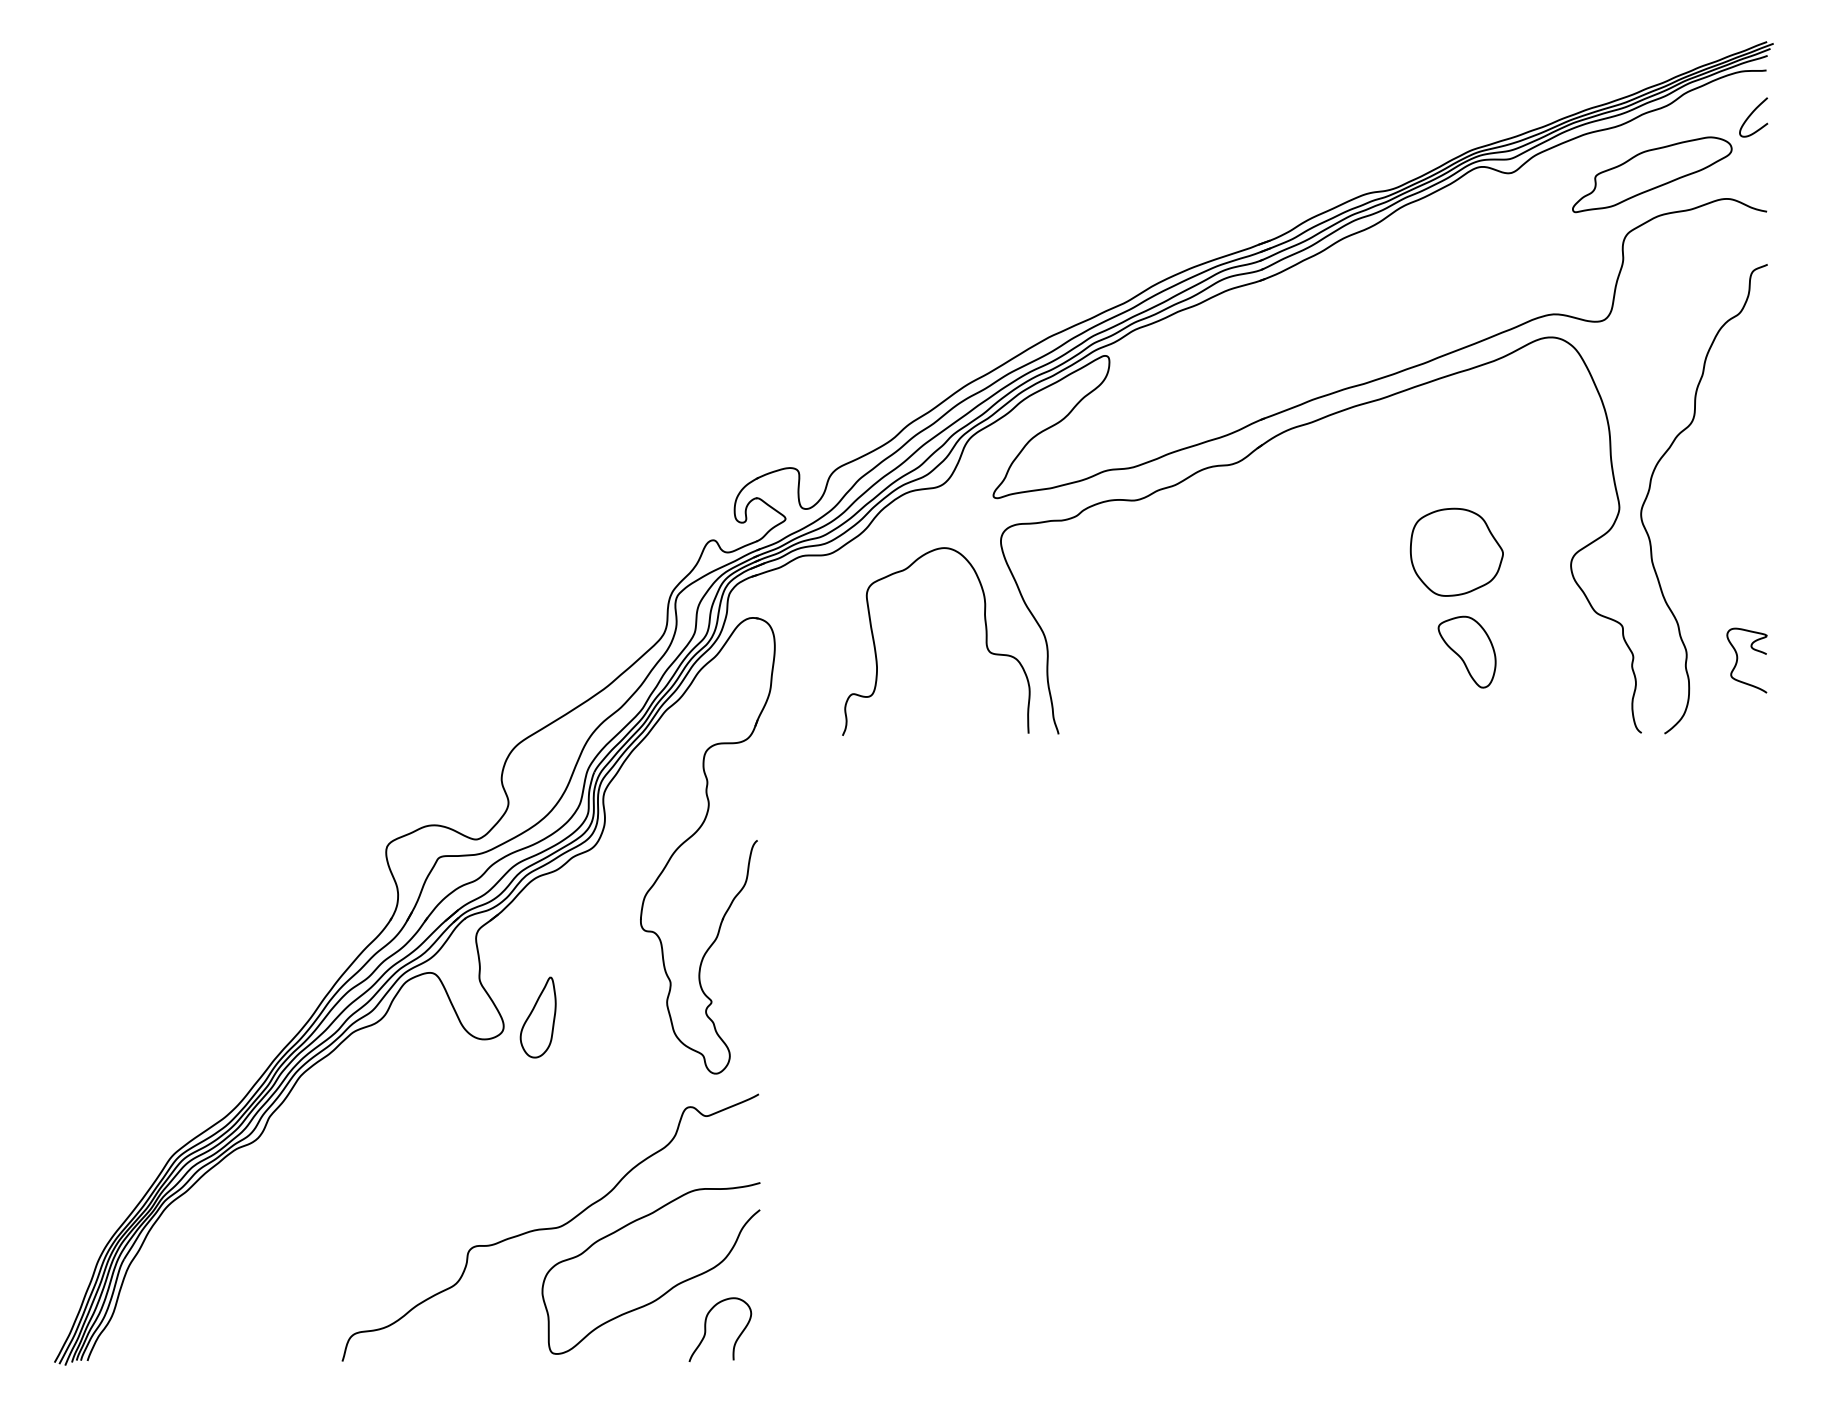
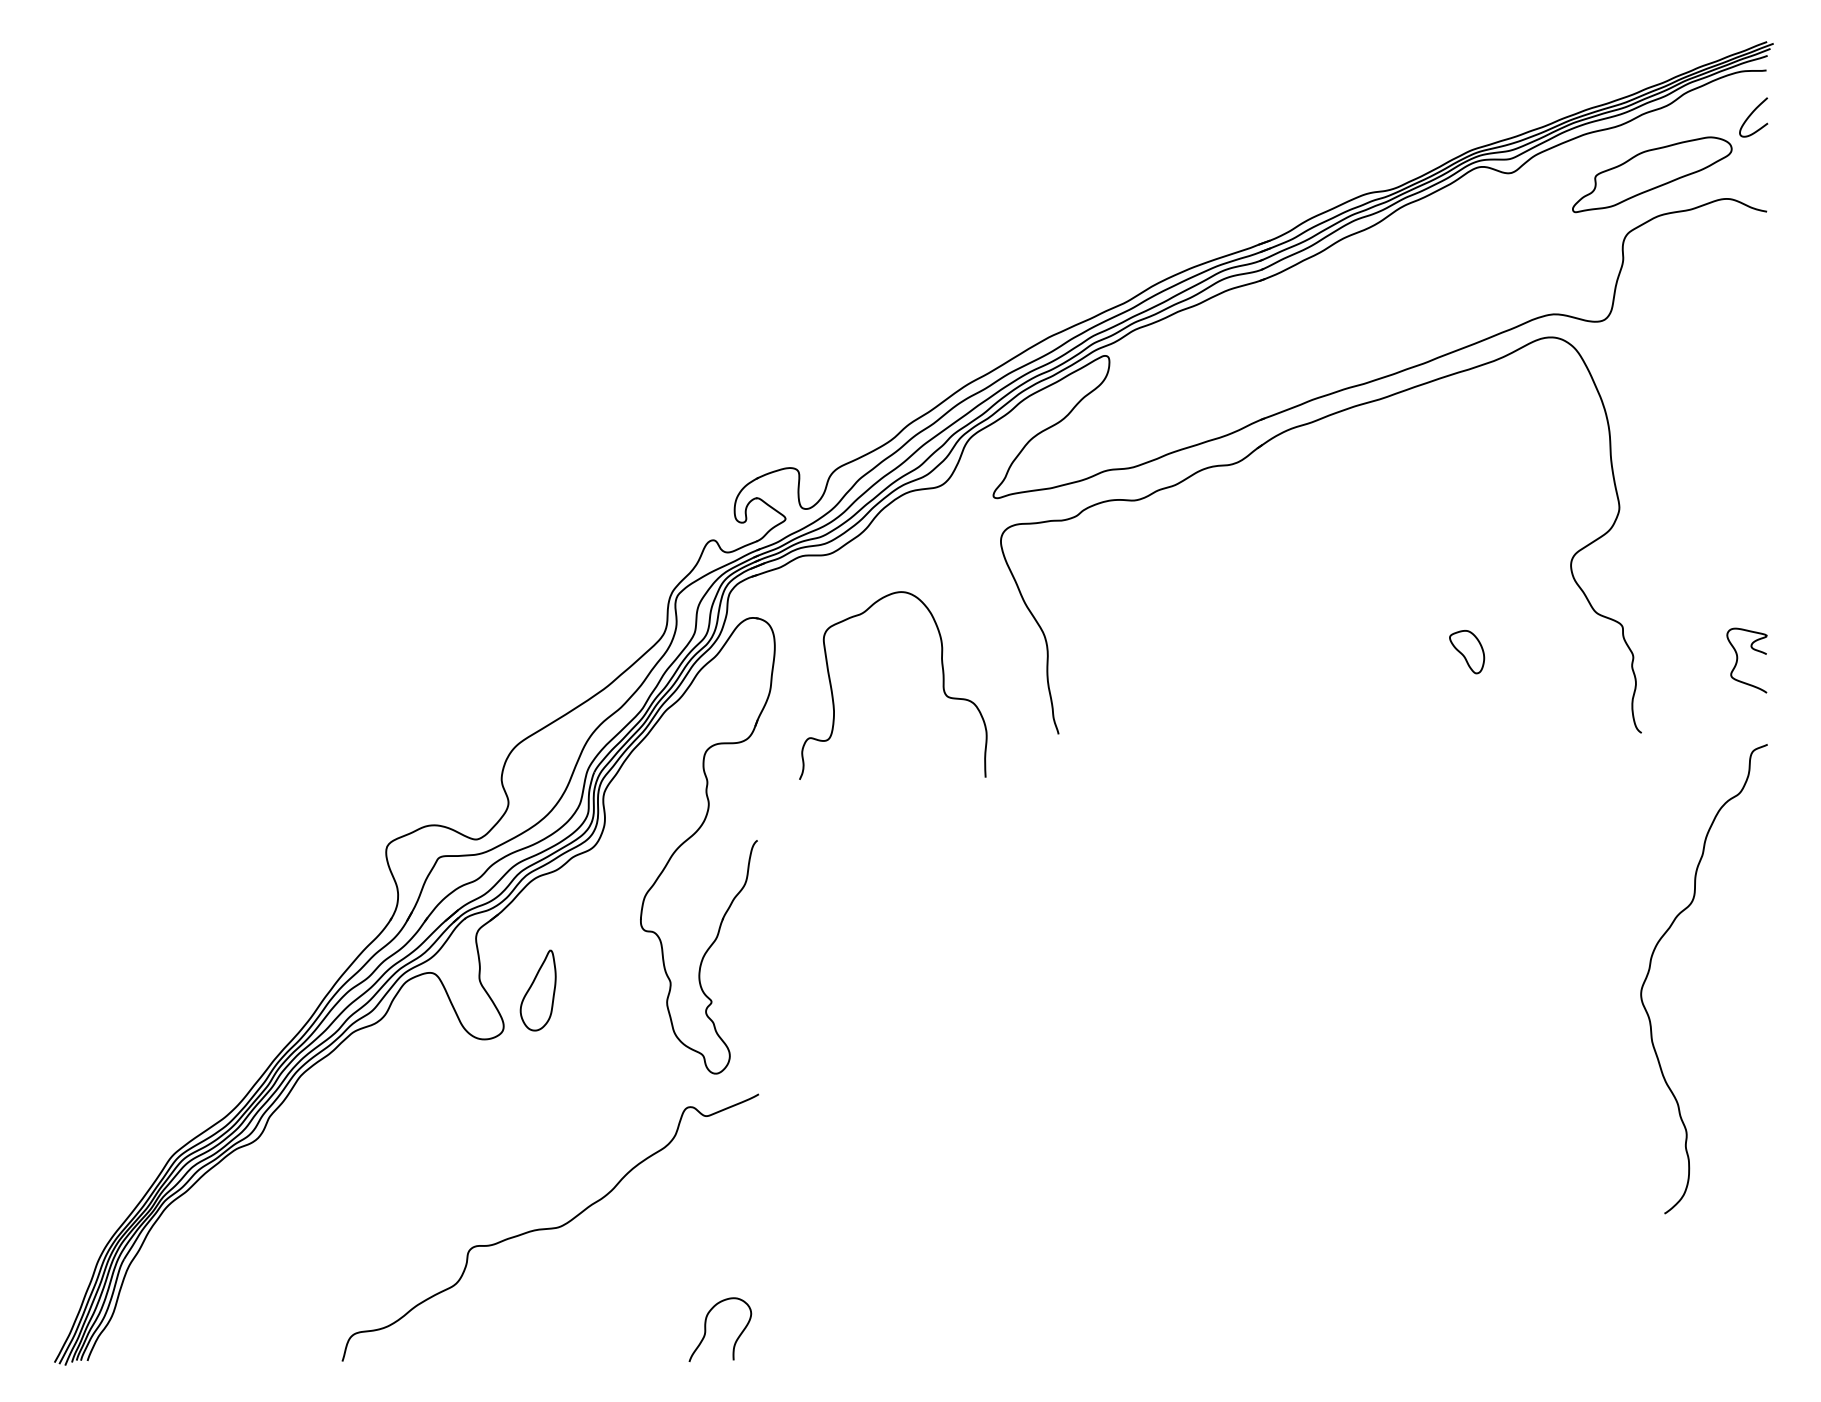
curve position: (1650, 489) -> (1650, 969) (1650, 969)
part: present -> none (1456, 551)
curve position: (985, 641) -> (942, 685) (942, 685)
part size: 60x74 px -> 37x45 px (1467, 652)
part position: (537, 1017) -> (537, 990) (537, 990)
curve: present -> none (668, 1289)
